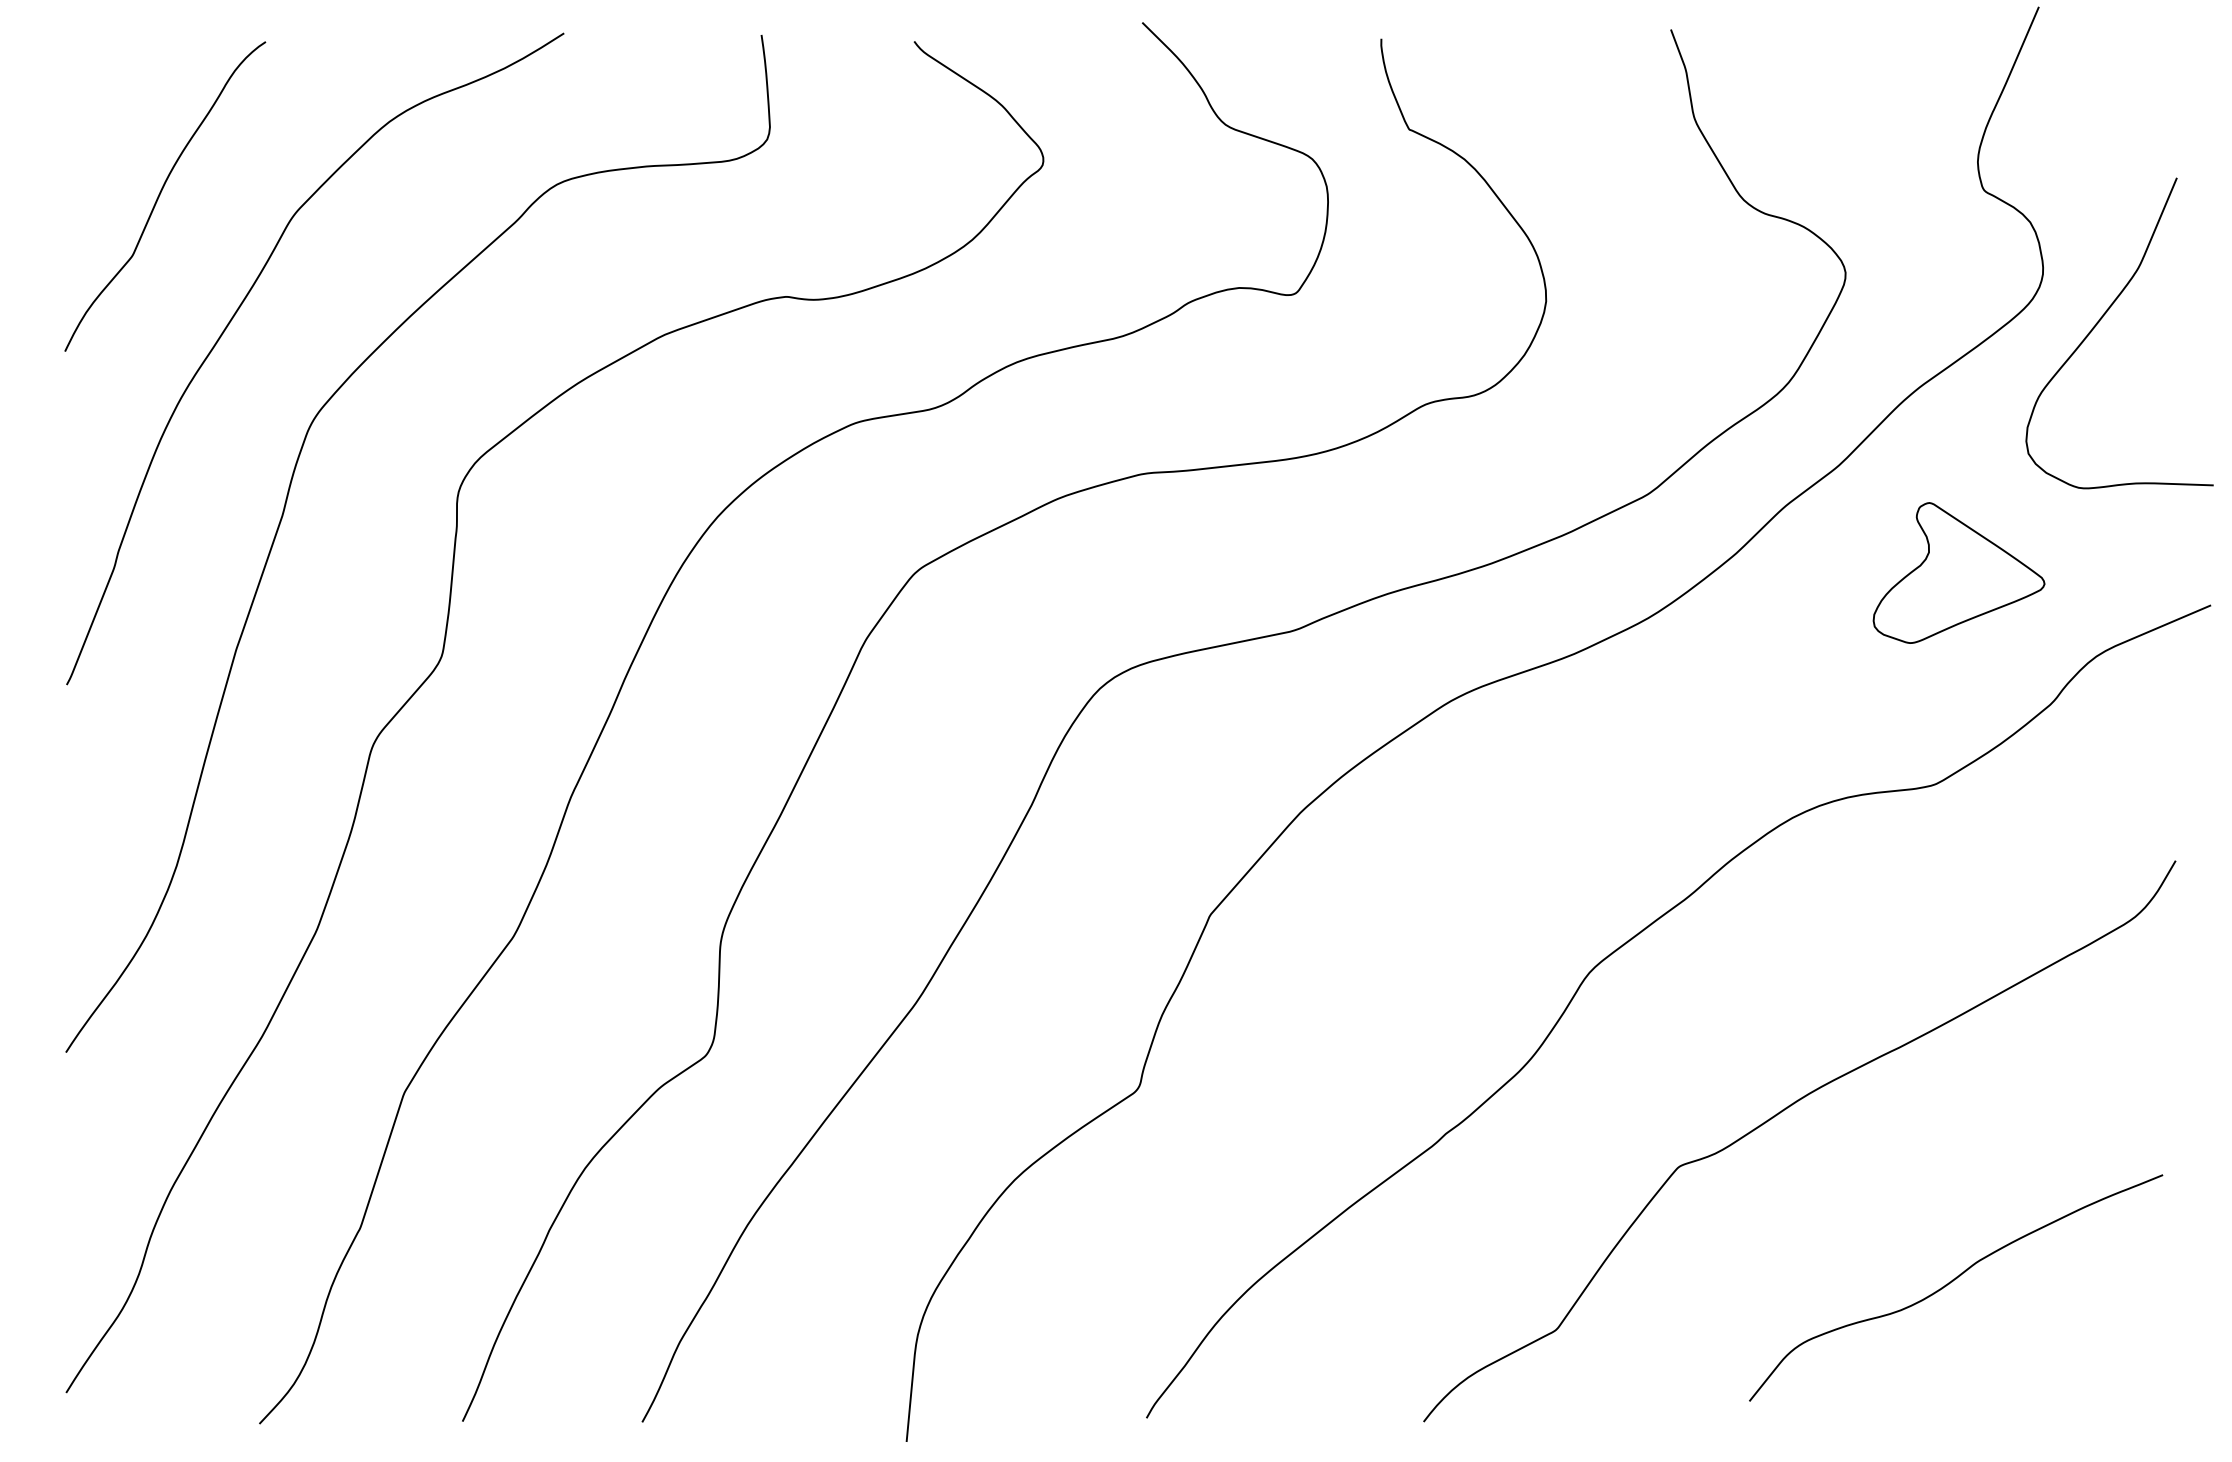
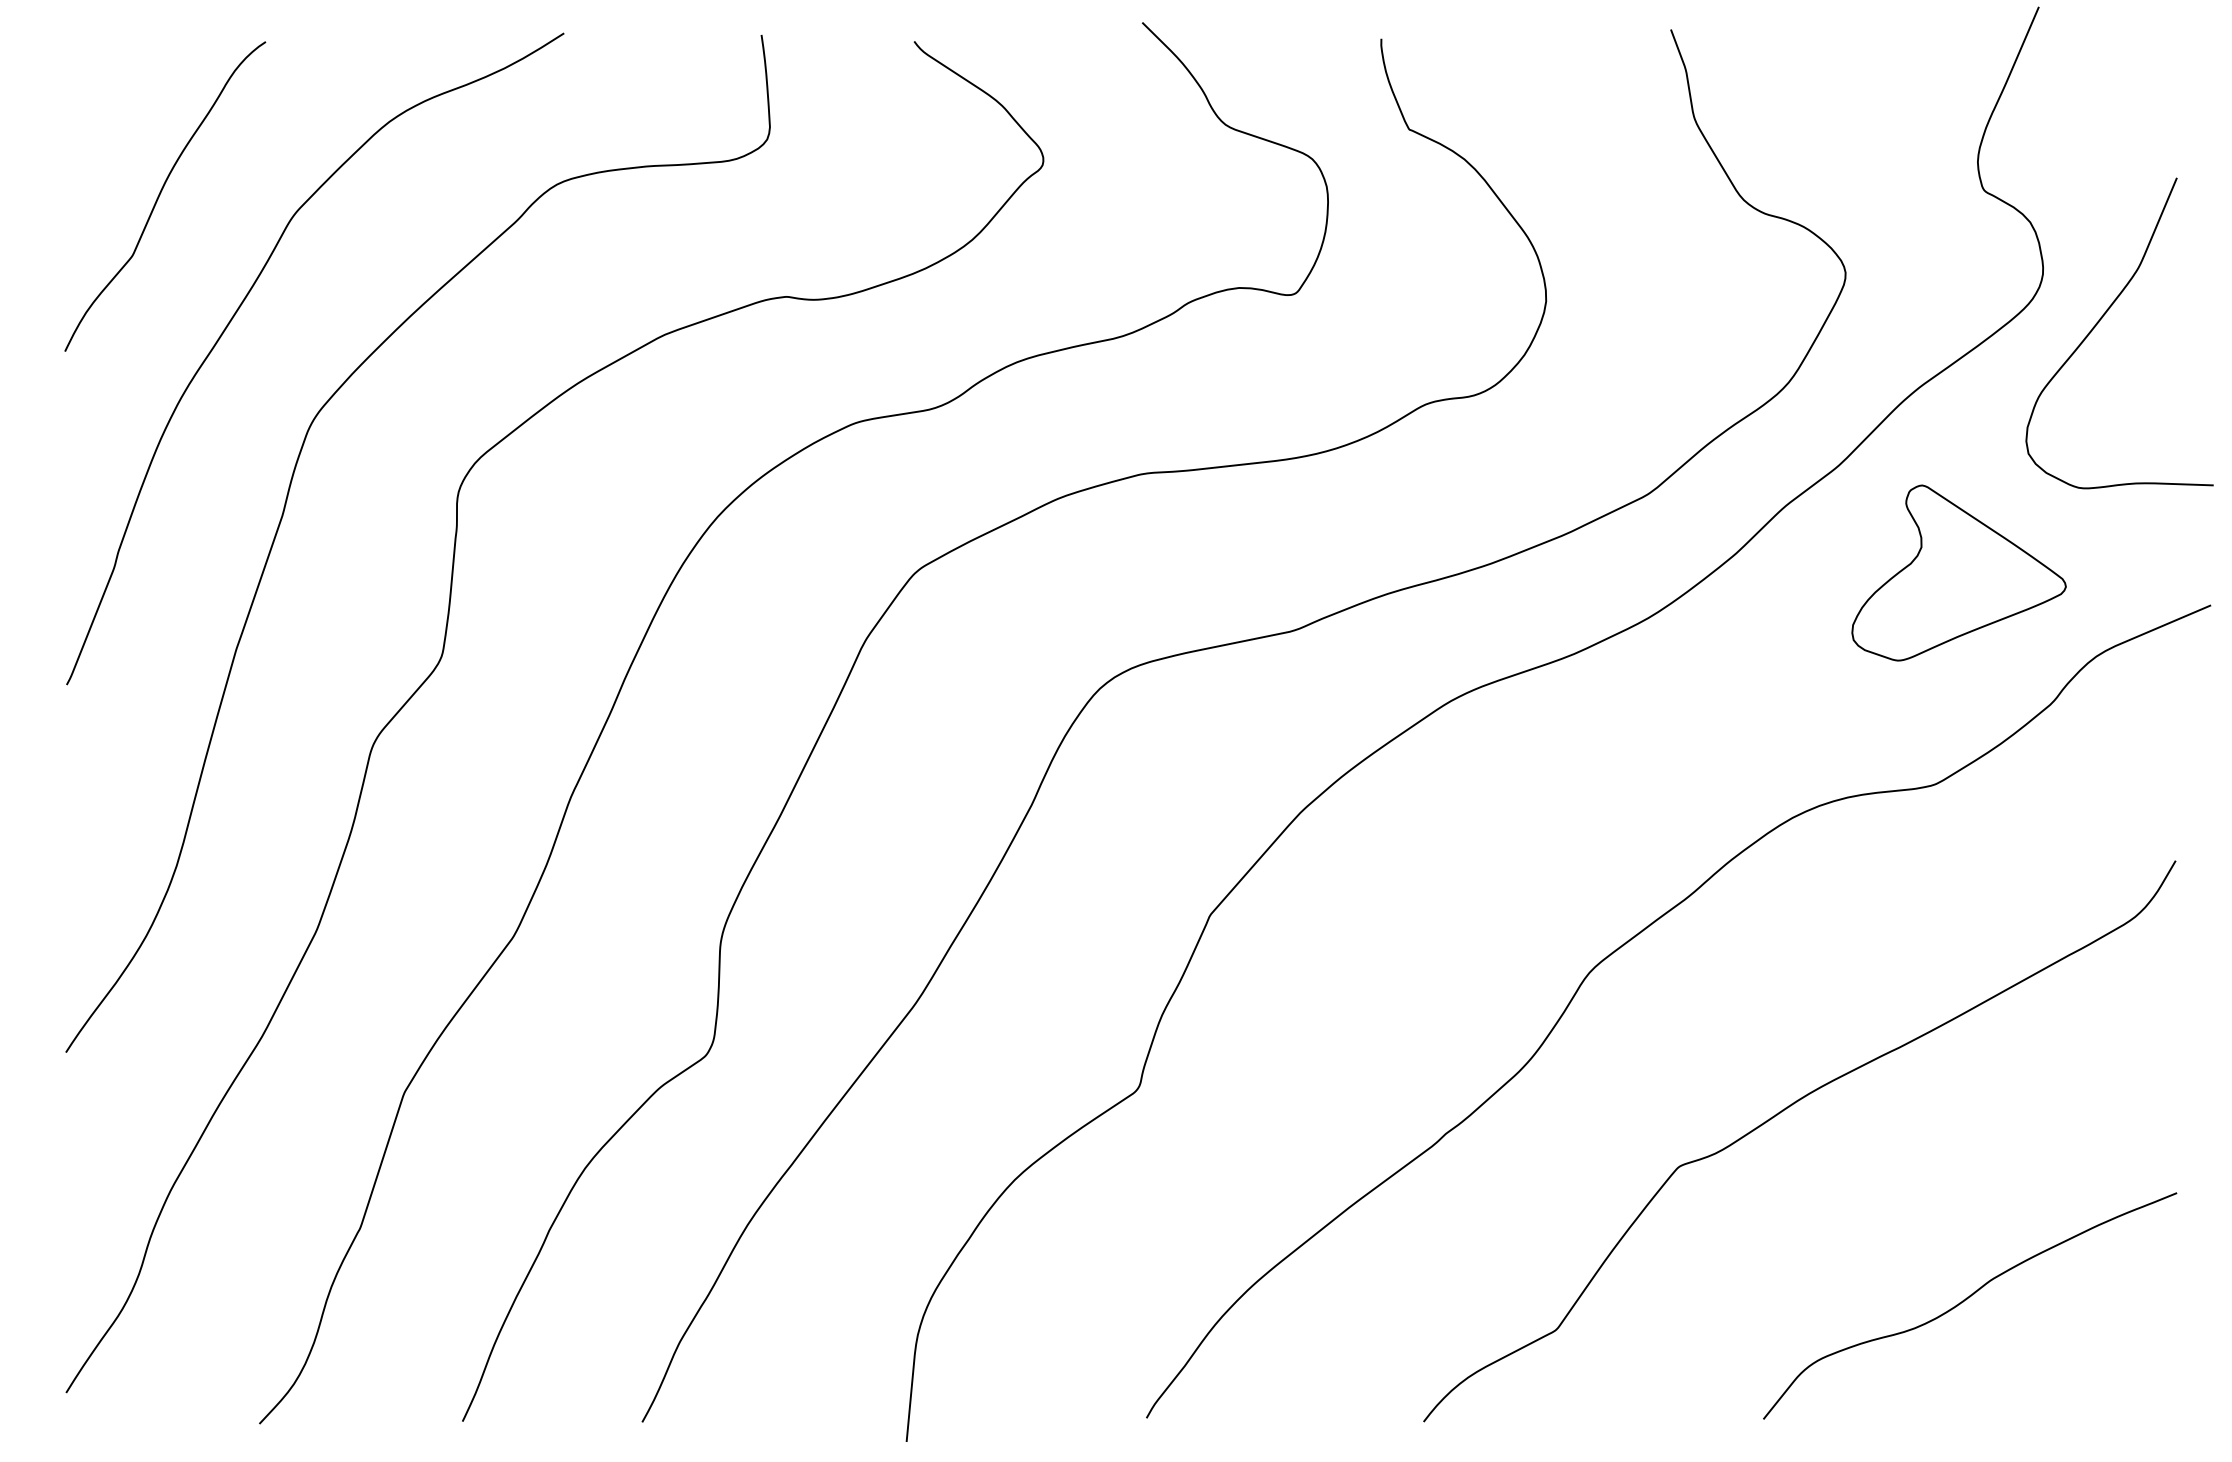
part size: 174x142 px -> 216x178 px (1958, 572)
curve position: (1952, 1282) -> (1966, 1300) (1966, 1300)
